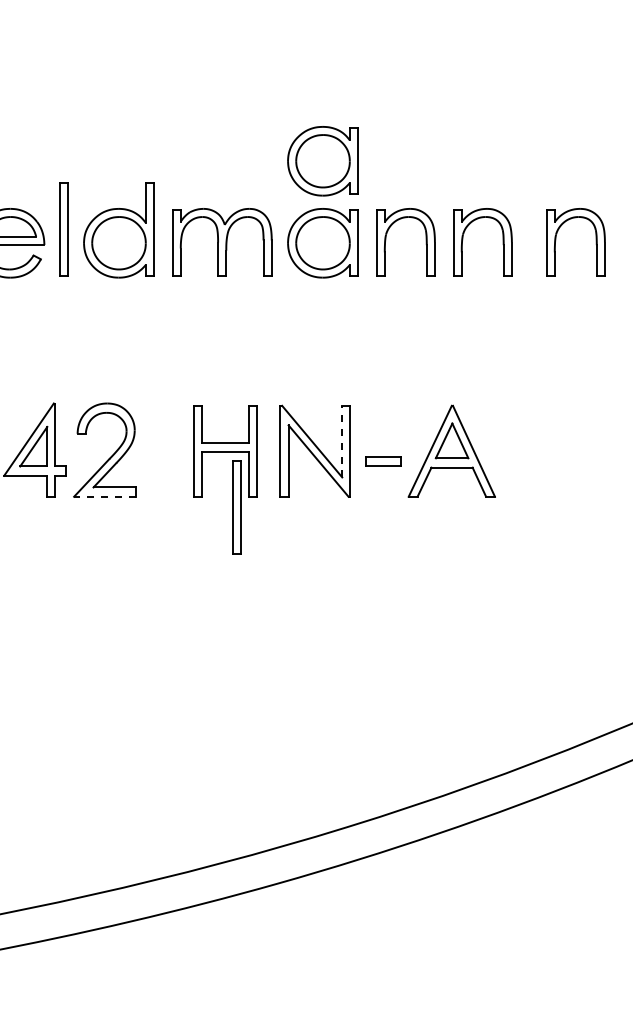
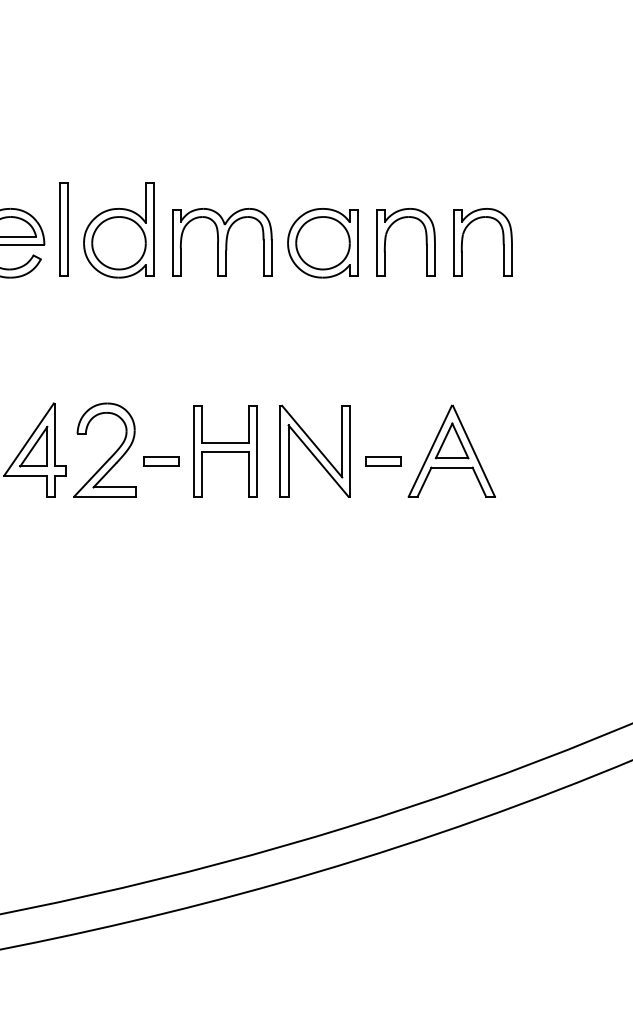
part: present -> none (322, 161)
part: present -> none (556, 240)
line: dashed -> solid (342, 441)
part: none -> present (161, 461)
line: dashed -> solid (105, 496)
part: present -> none (236, 507)
